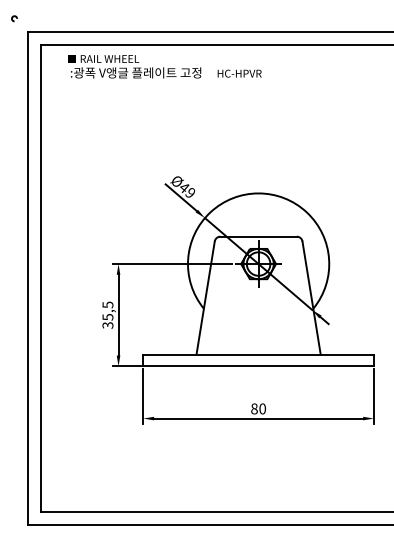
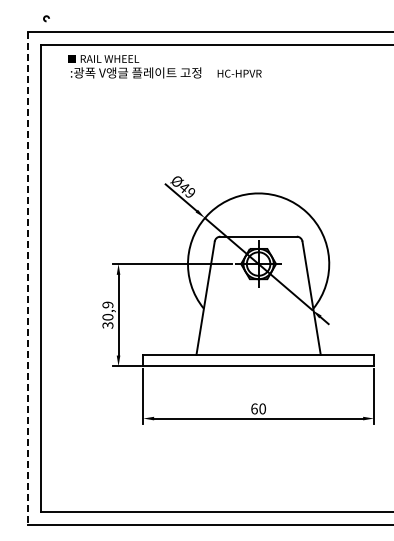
arc position: (14, 17) -> (46, 17) (46, 17)
line: solid -> dashed (27, 278)
text: 35,5 -> 30,9 (107, 310)
text: 80 -> 60 (254, 408)
